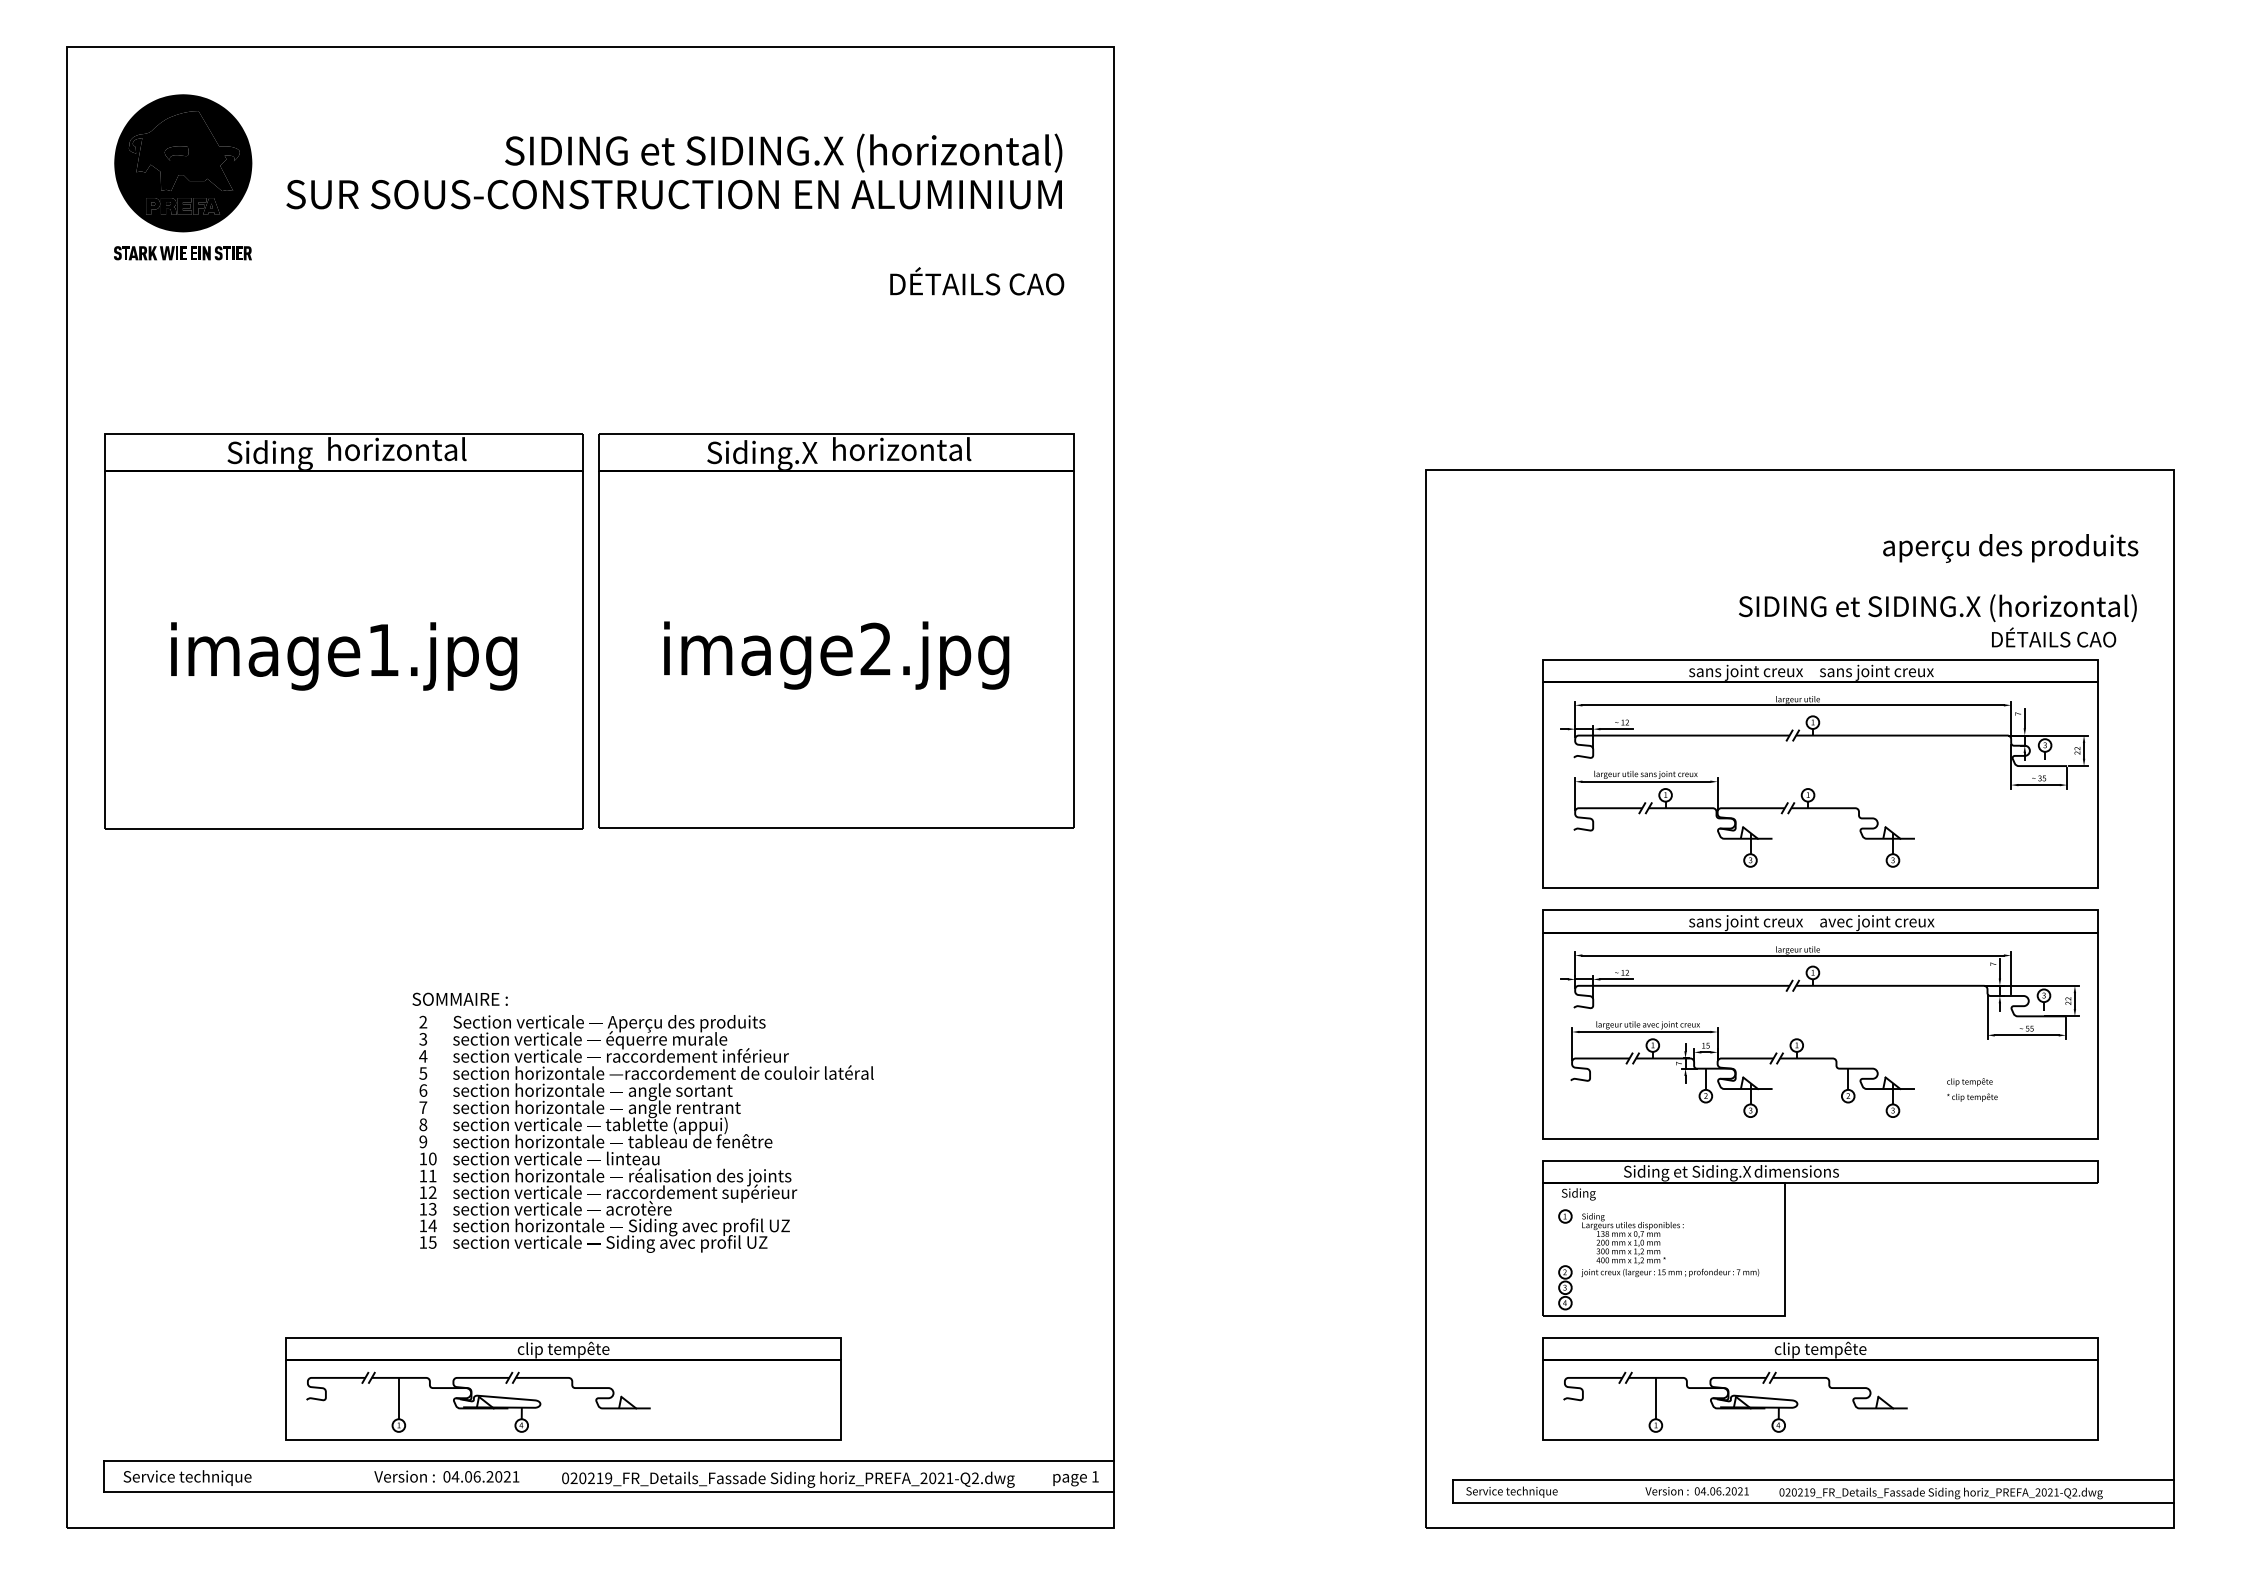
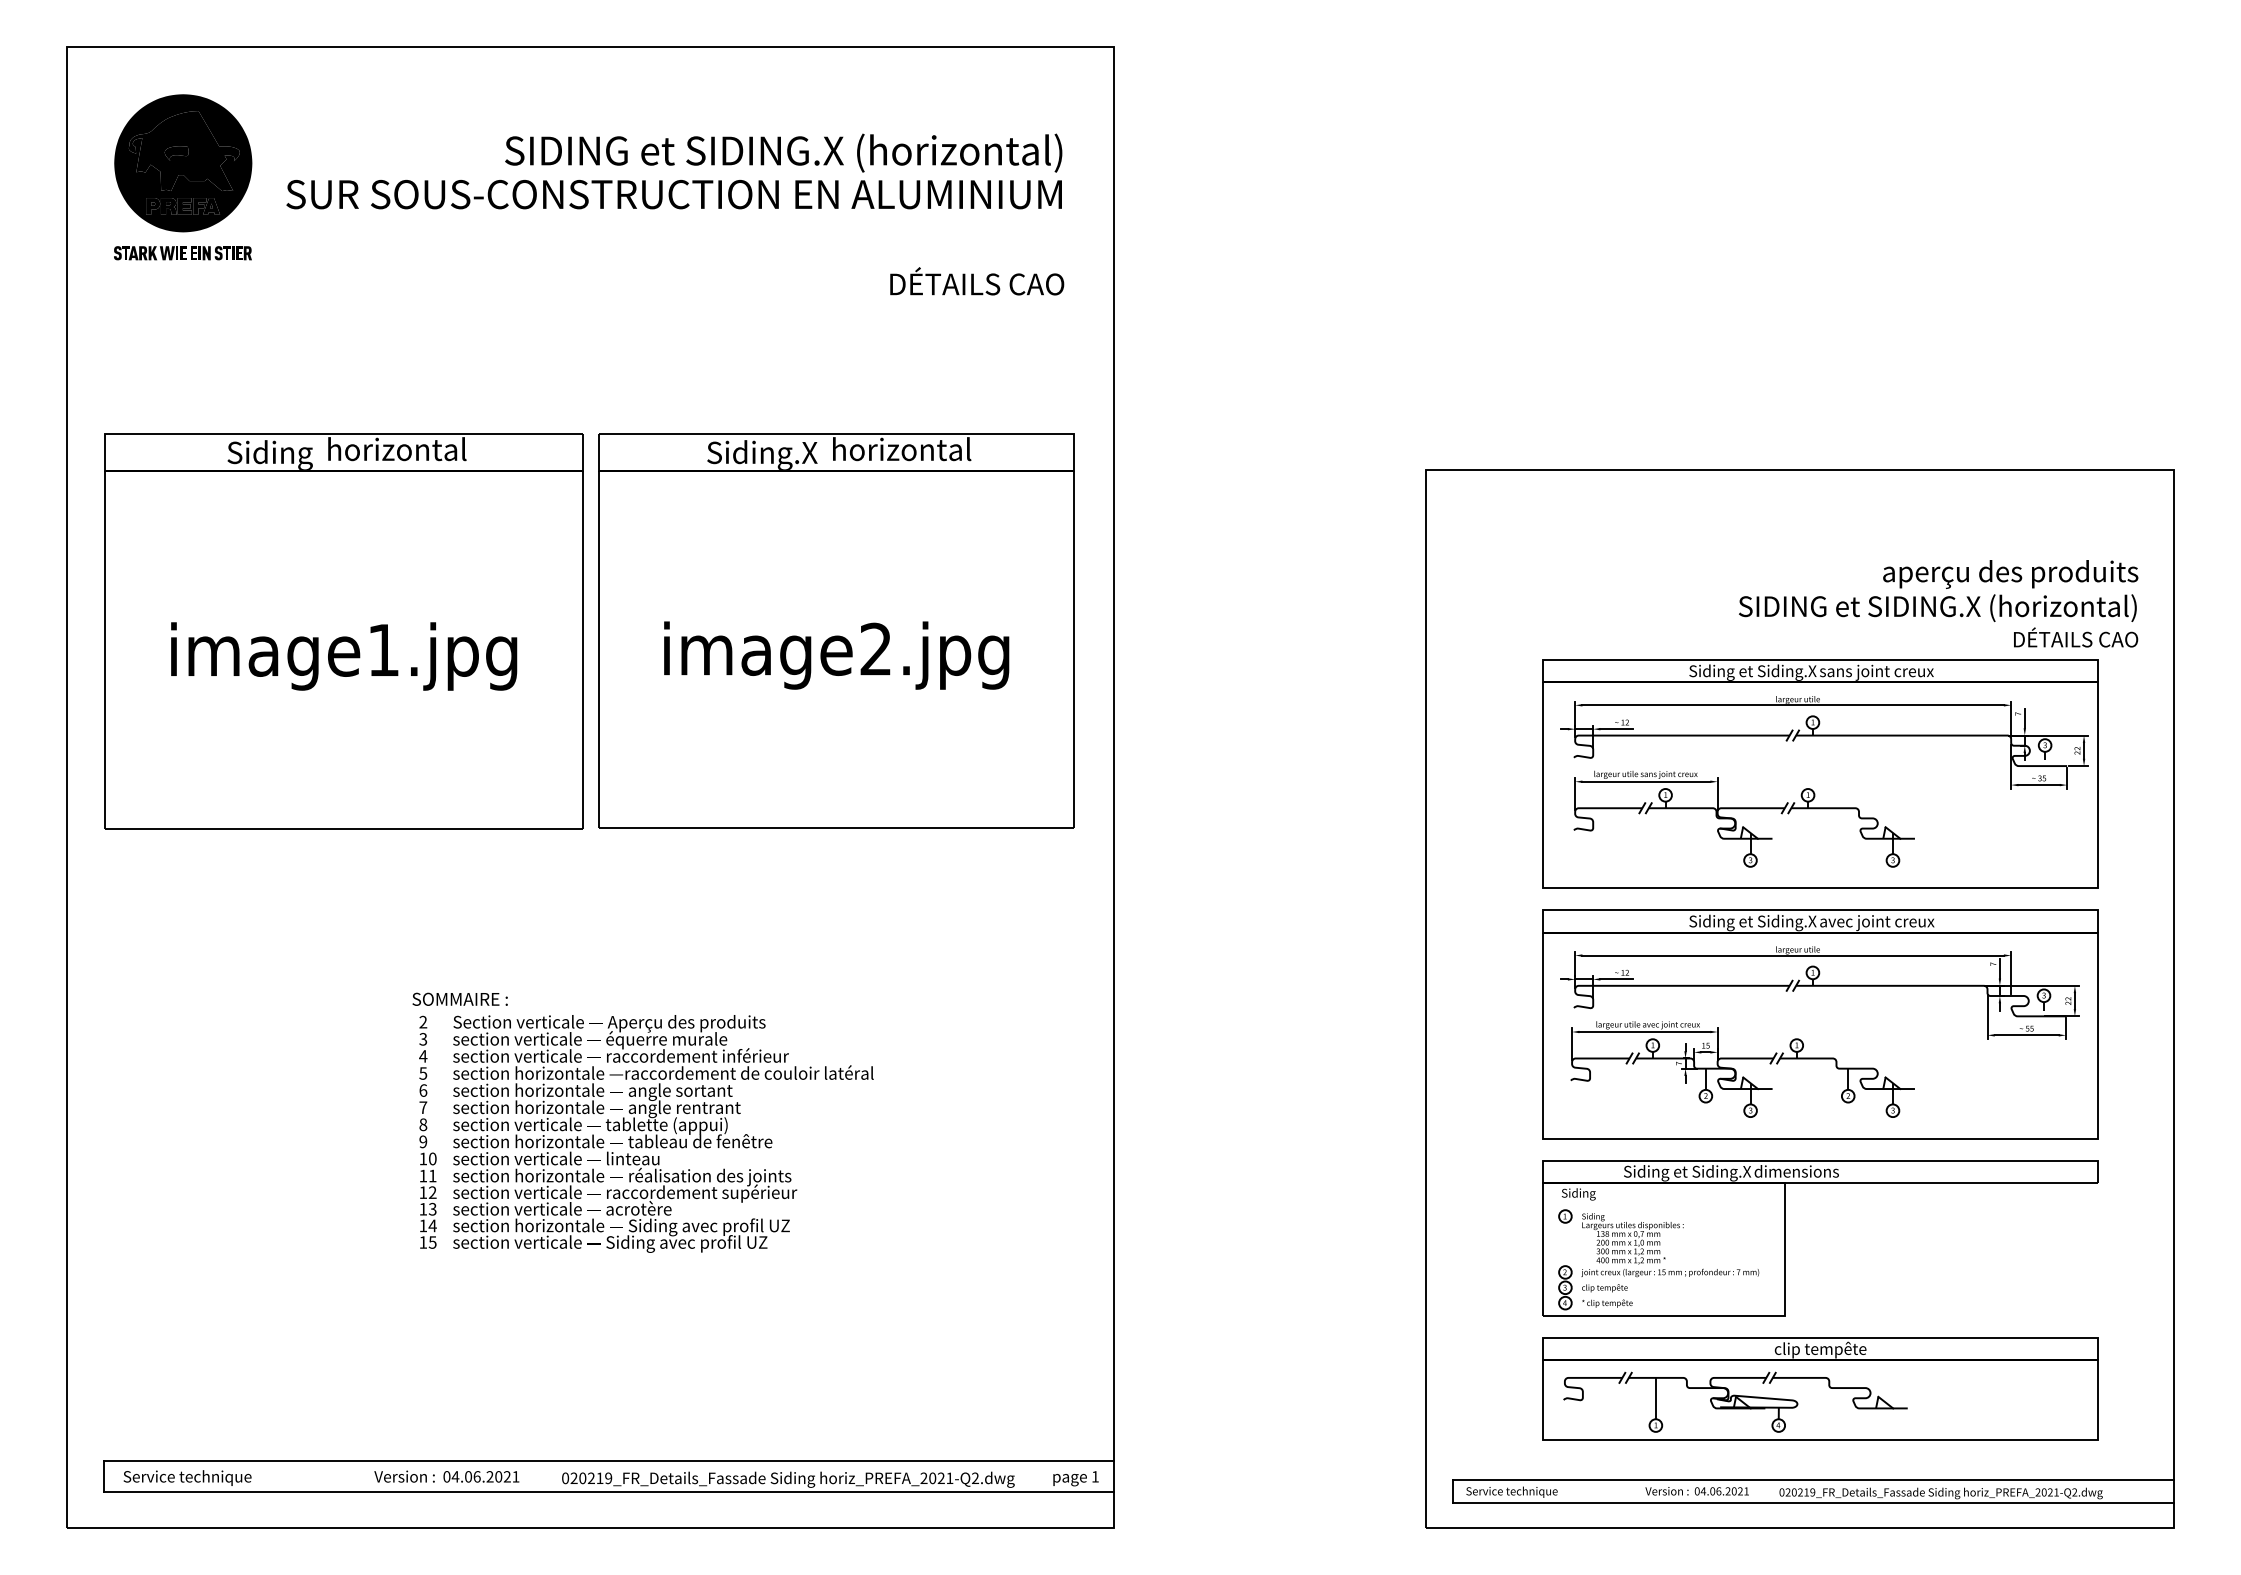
text position: (2010, 548) -> (2010, 574) (2010, 574)
text position: (2054, 637) -> (2076, 637) (2076, 637)
text: sans joint creux -> Siding et Siding.X (1752, 672)
text: sans joint creux -> Siding et Siding.X (1752, 922)
text position: (1972, 1089) -> (1607, 1295) (1607, 1295)
part: present -> none (563, 1388)
